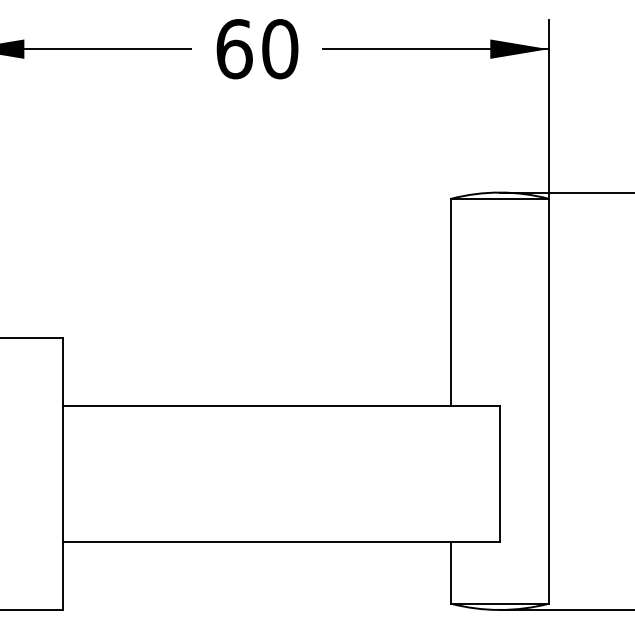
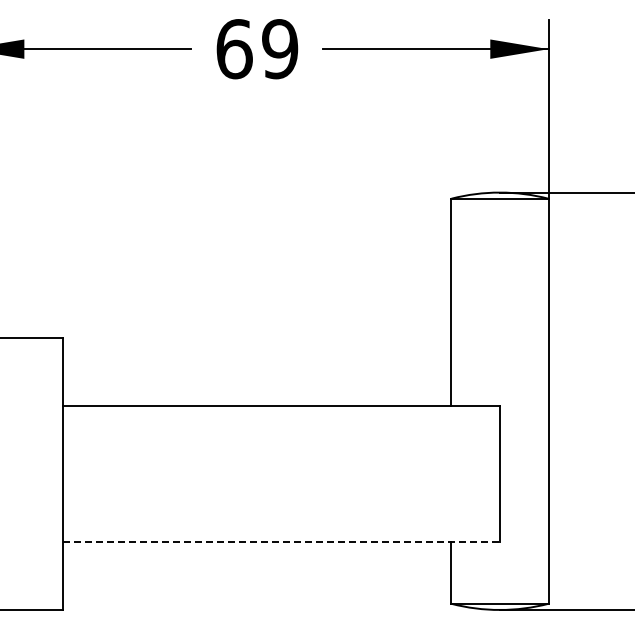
text: 60 -> 69 (280, 49)
line: solid -> dashed (282, 542)
